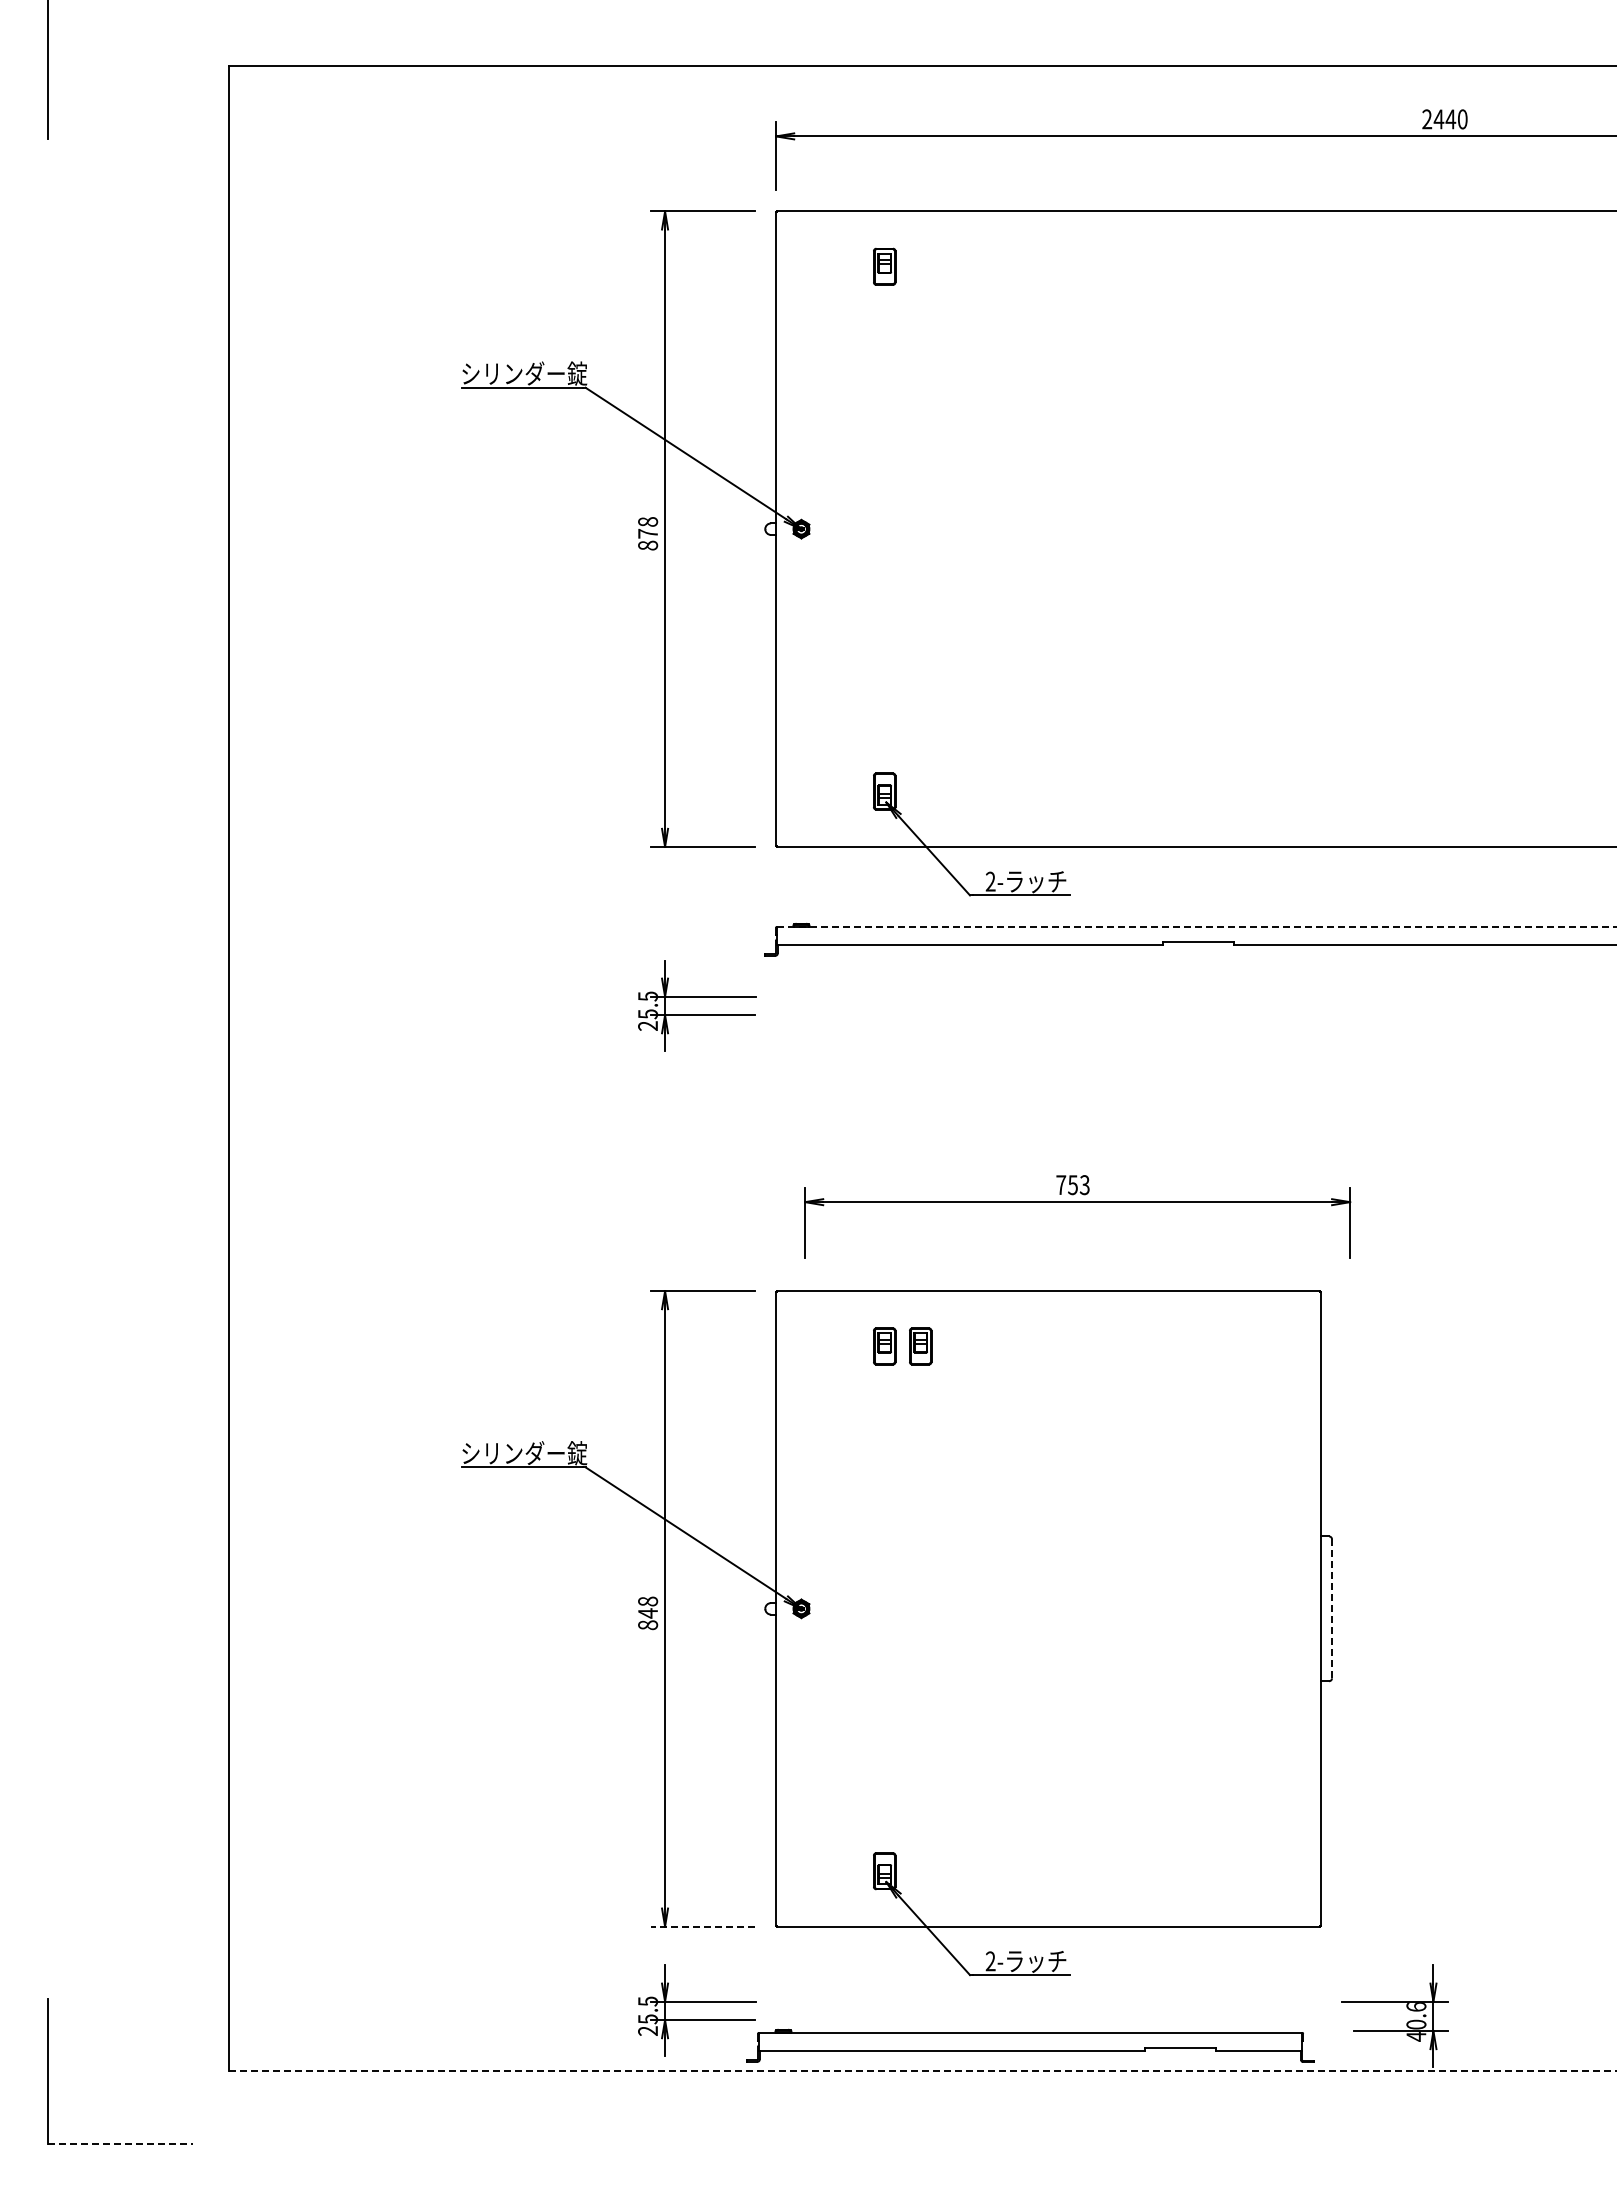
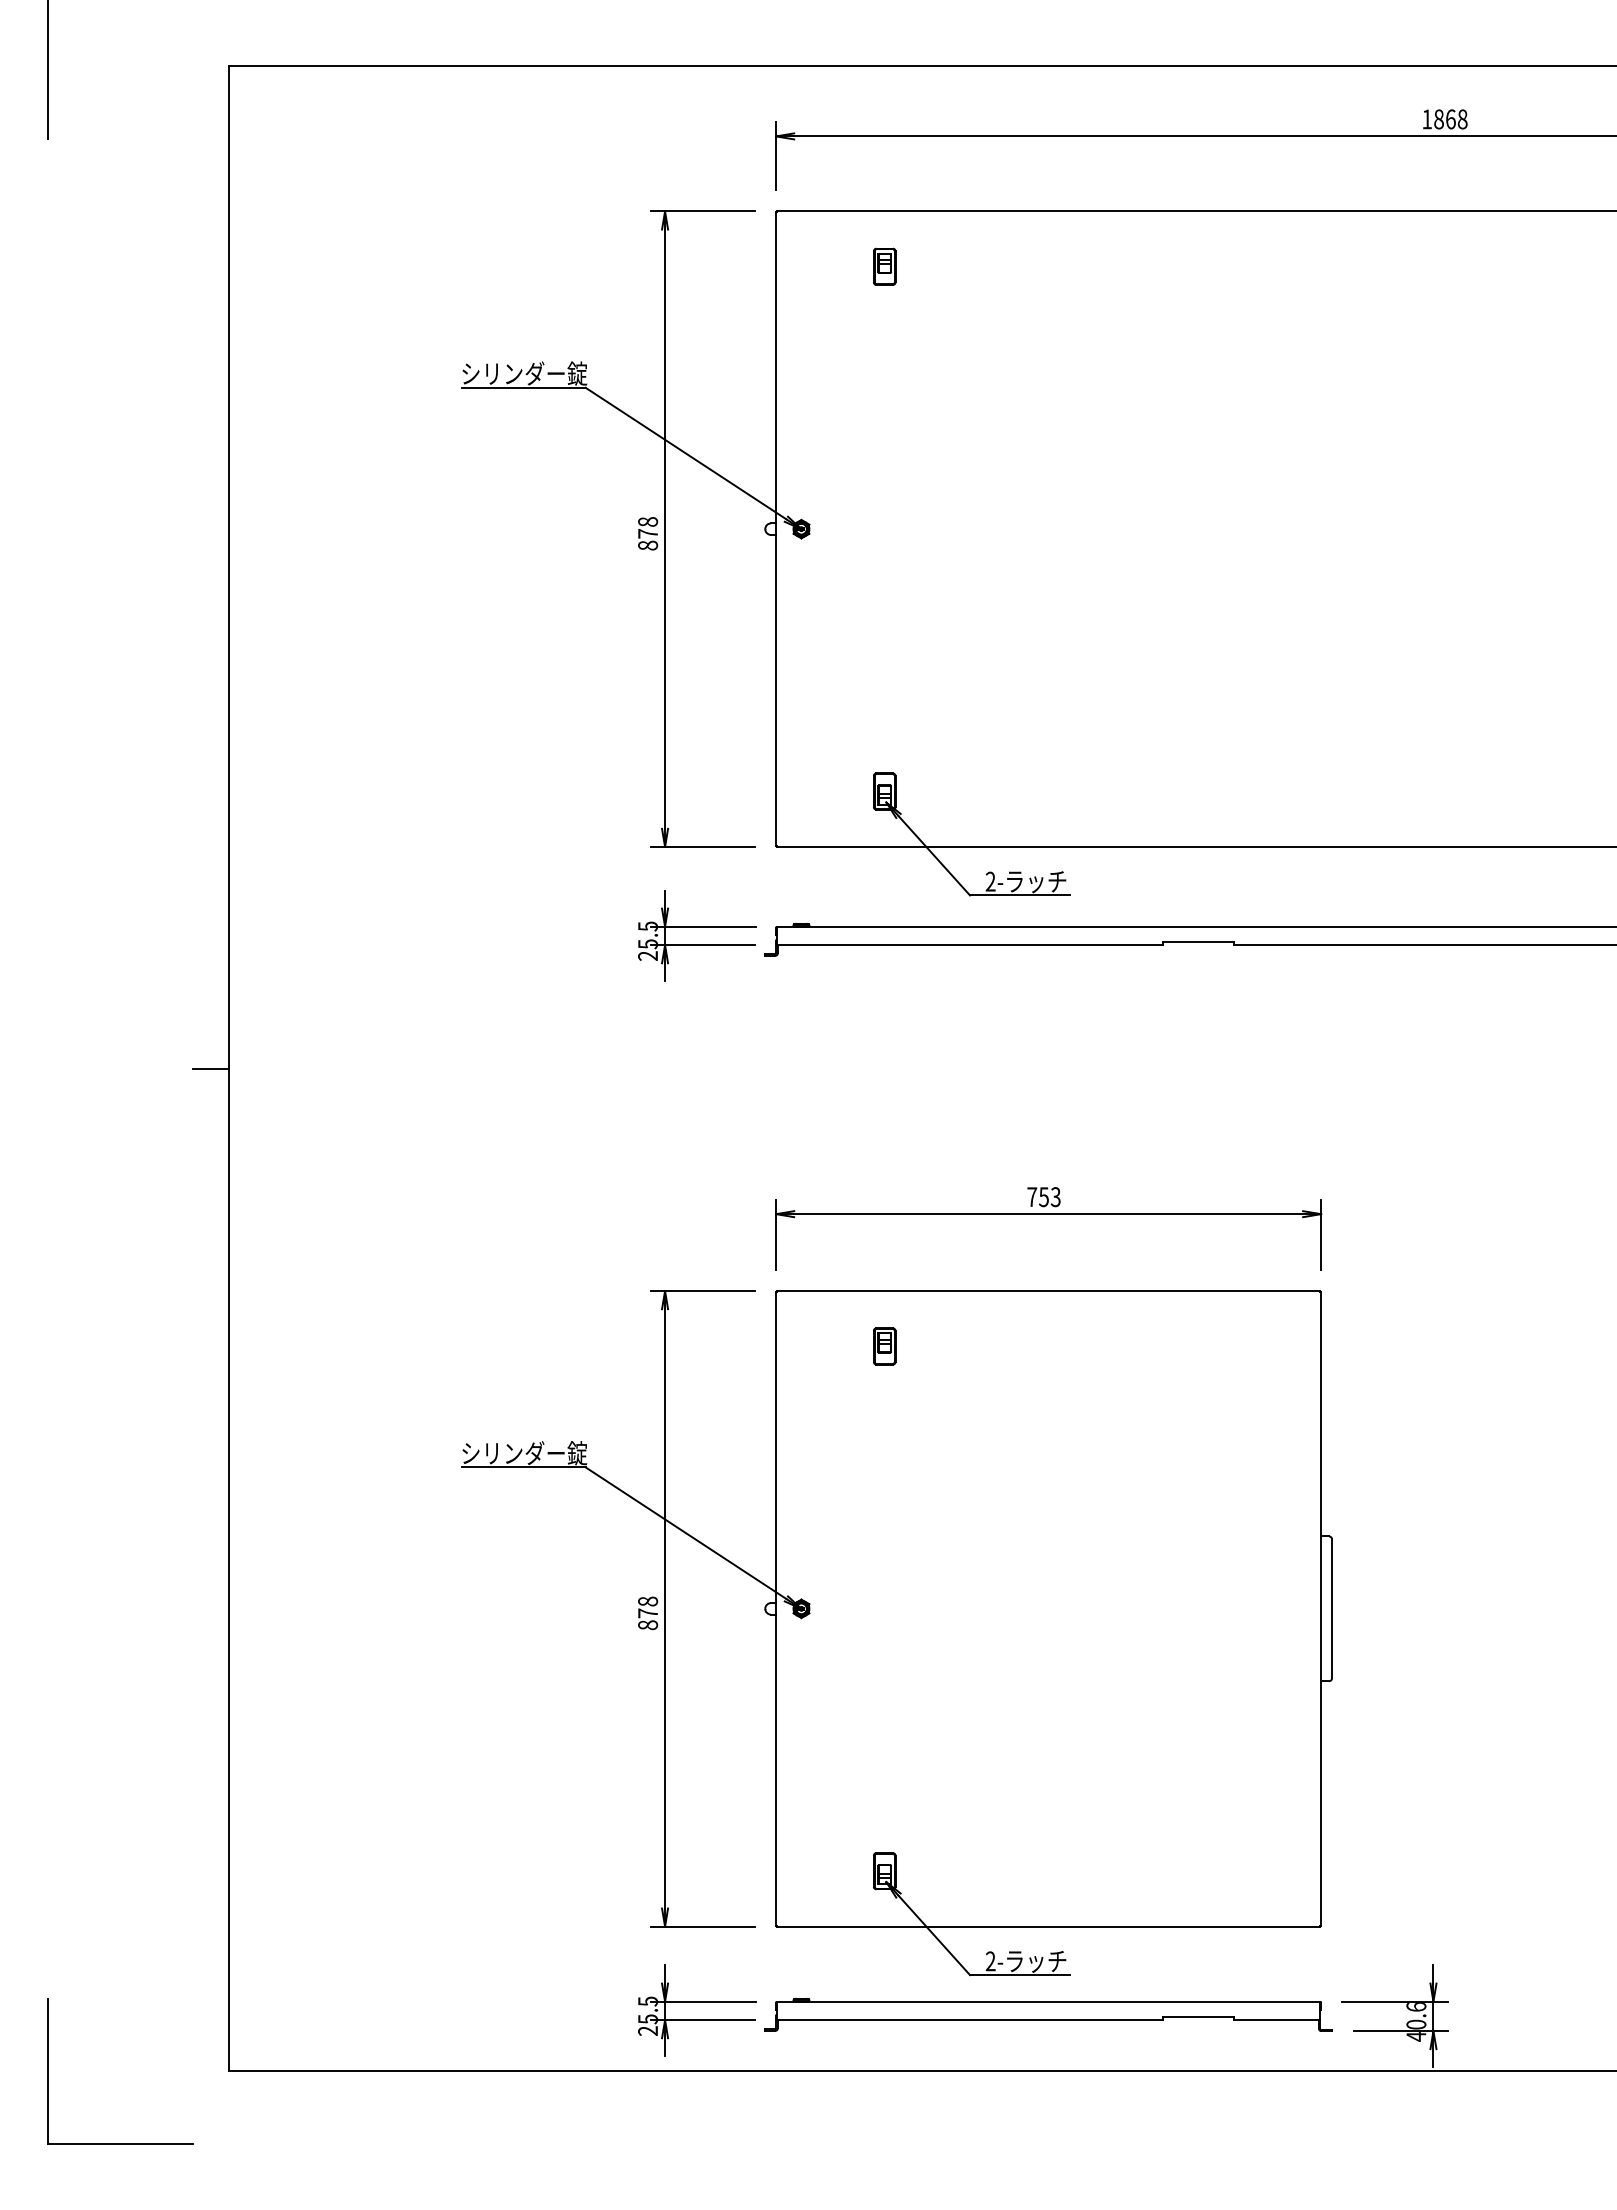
text: 2440 -> 1868 (1444, 119)
line: dashed -> solid (1196, 926)
part position: (697, 997) -> (697, 927) (697, 927)
line: none -> present (211, 1068)
part position: (1077, 1202) -> (1048, 1214) (1048, 1214)
part: present -> none (920, 1346)
line: dashed -> solid (1332, 1609)
text: 848 -> 878 (647, 1613)
line: dashed -> solid (702, 1926)
part position: (1030, 2045) -> (1048, 2014) (1048, 2014)
line: dashed -> solid (923, 2071)
line: dashed -> solid (121, 2143)
